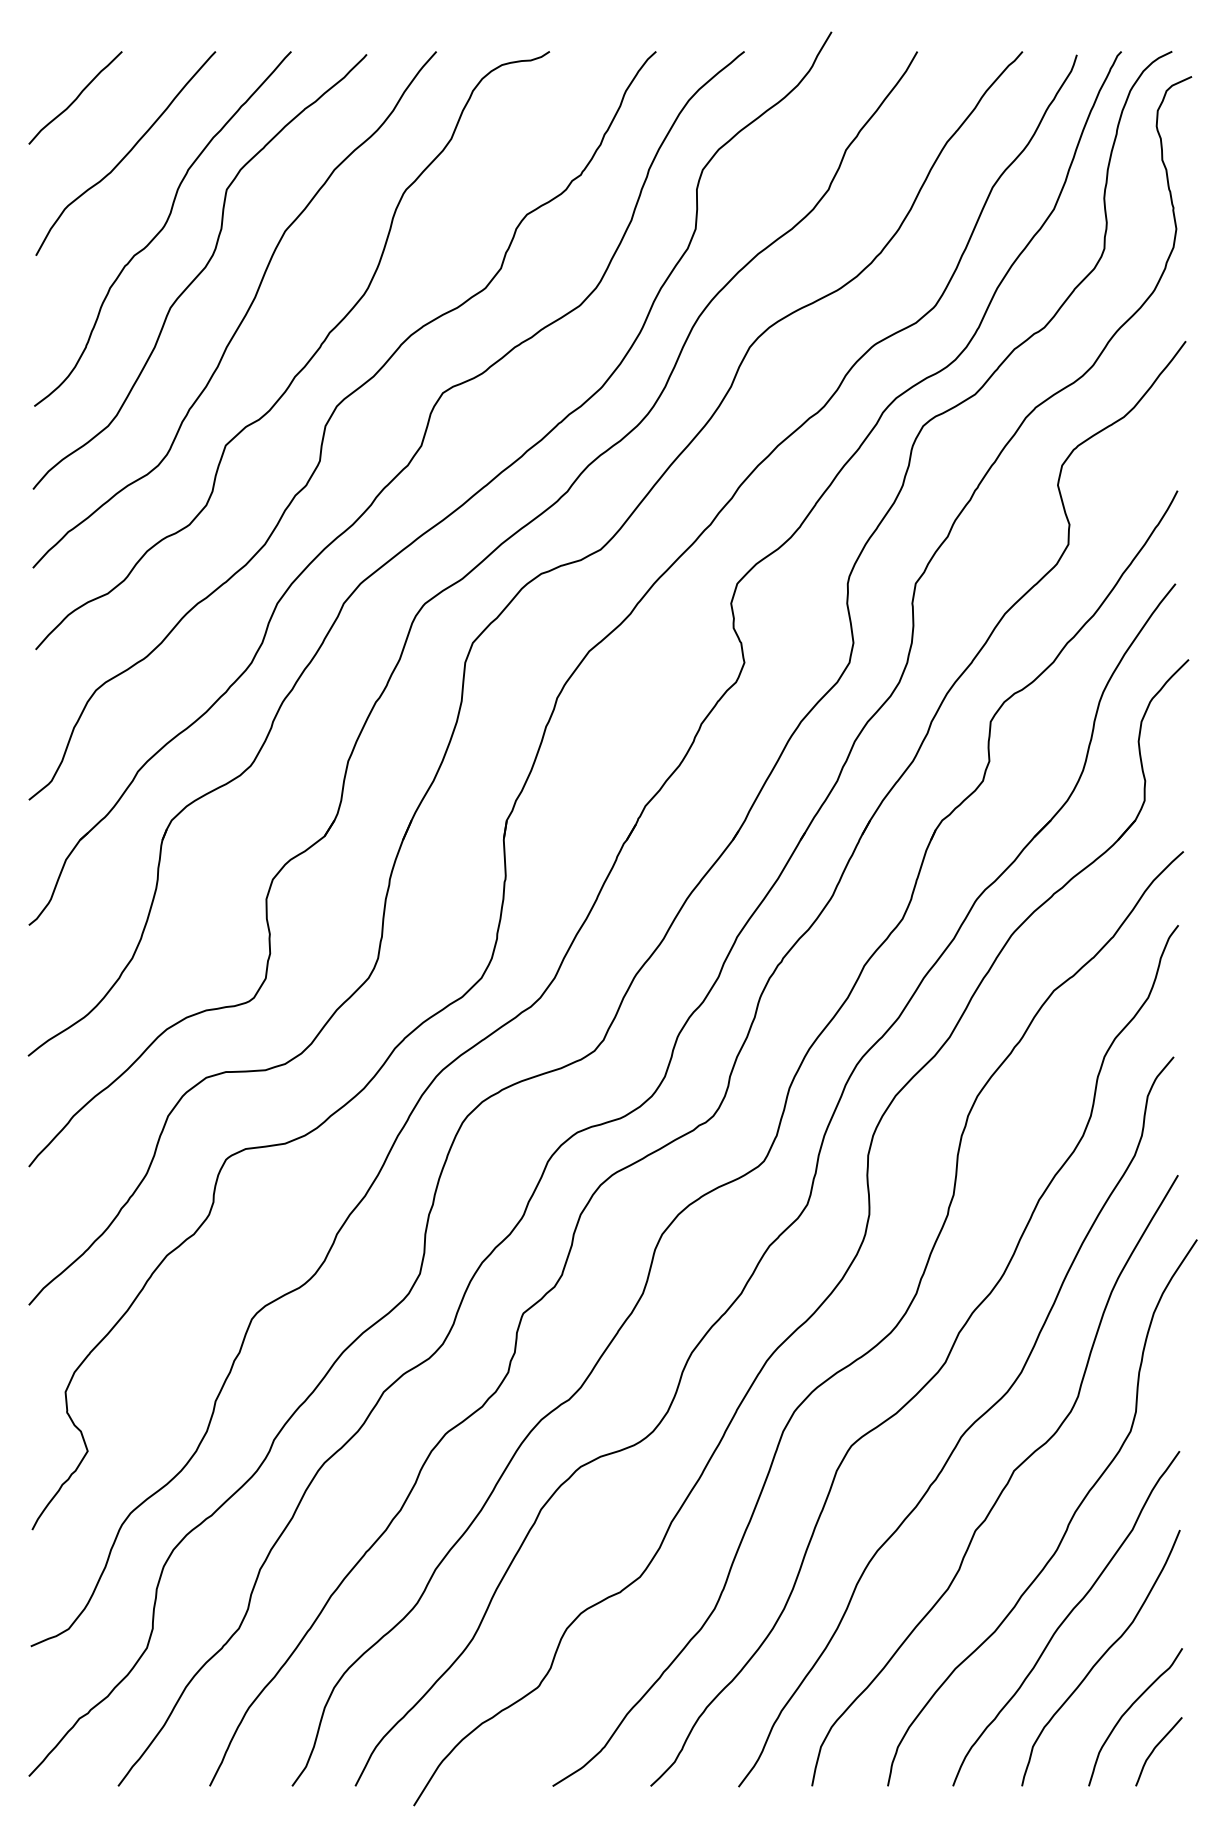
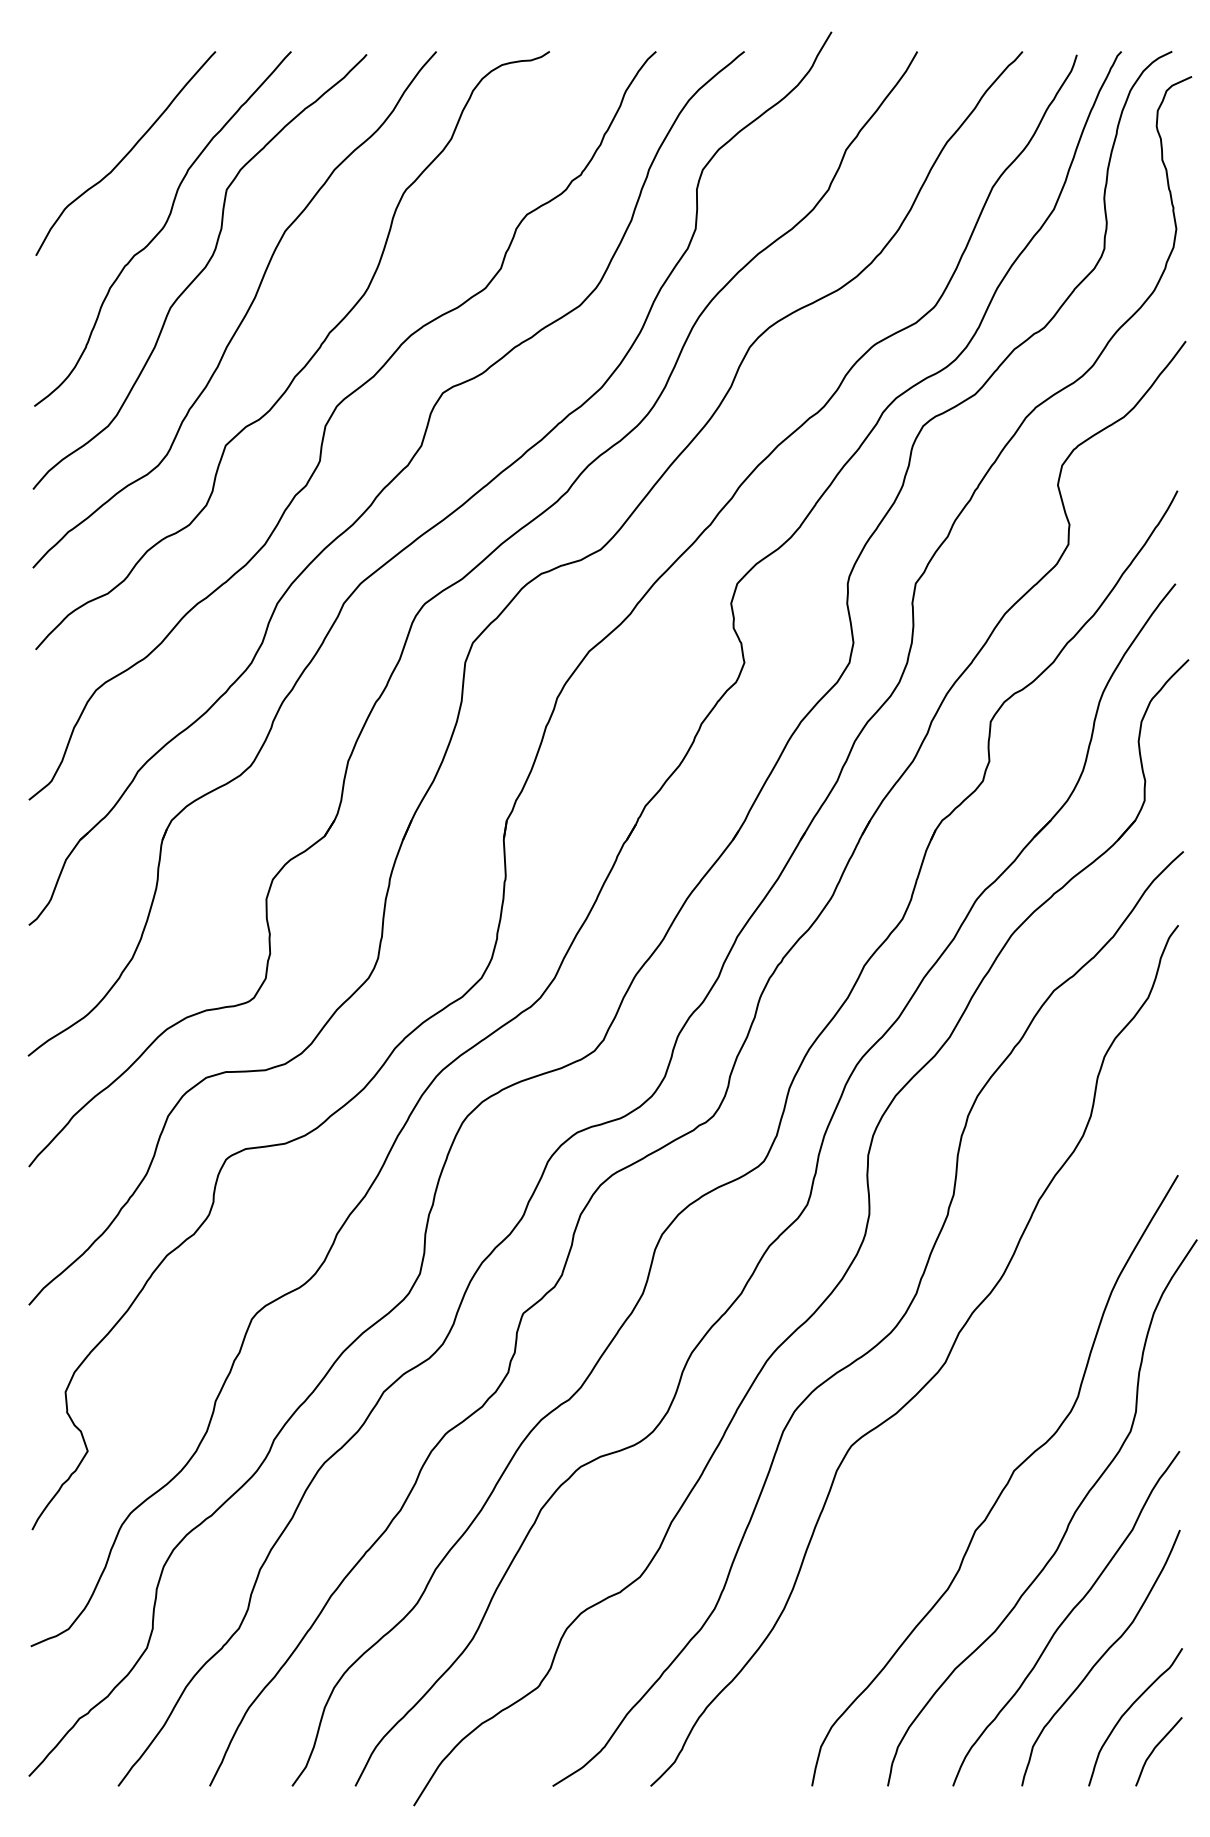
curve: present -> none (76, 97)
curve: present -> none (965, 1430)
